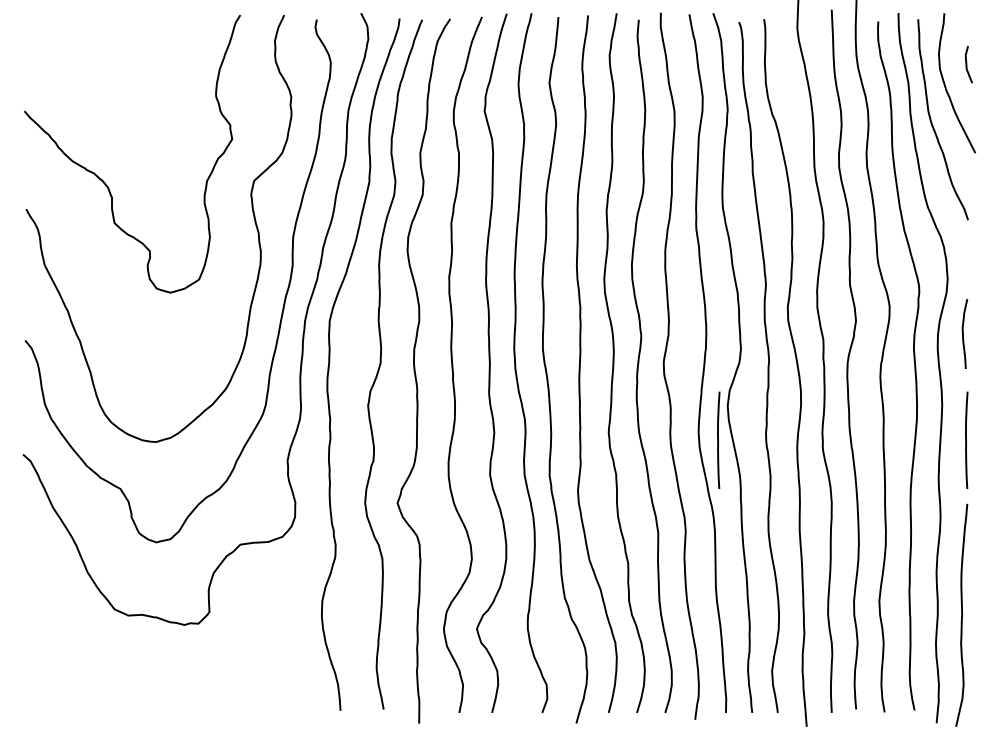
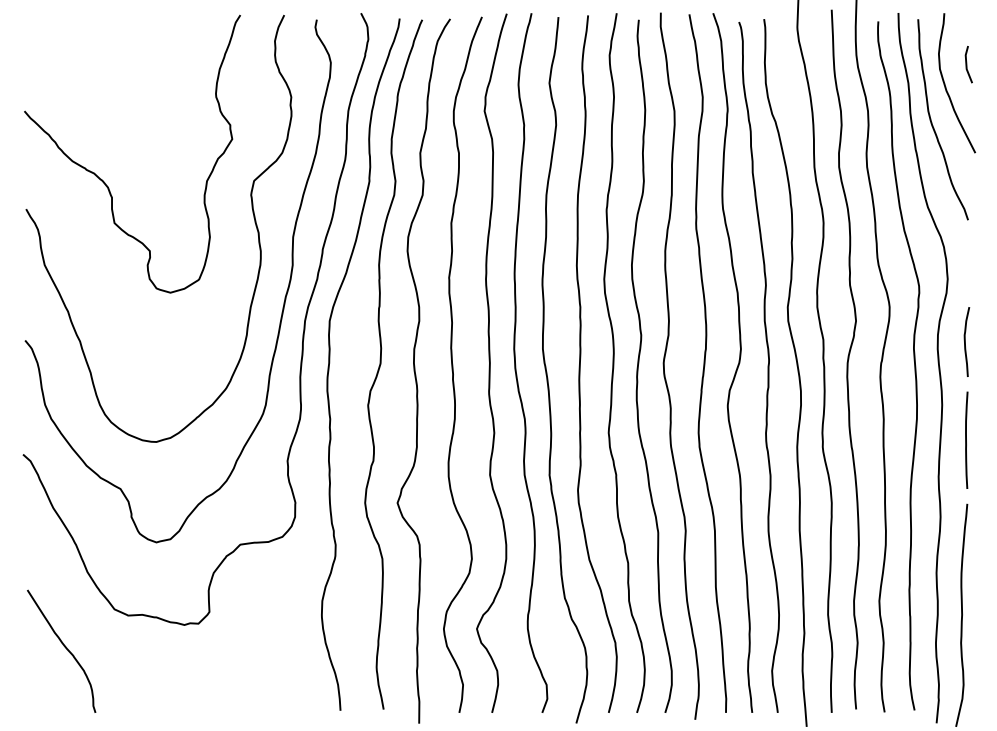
curve position: (963, 333) -> (965, 341) (965, 341)
curve: present -> none (718, 439)
curve: none -> present (64, 647)
